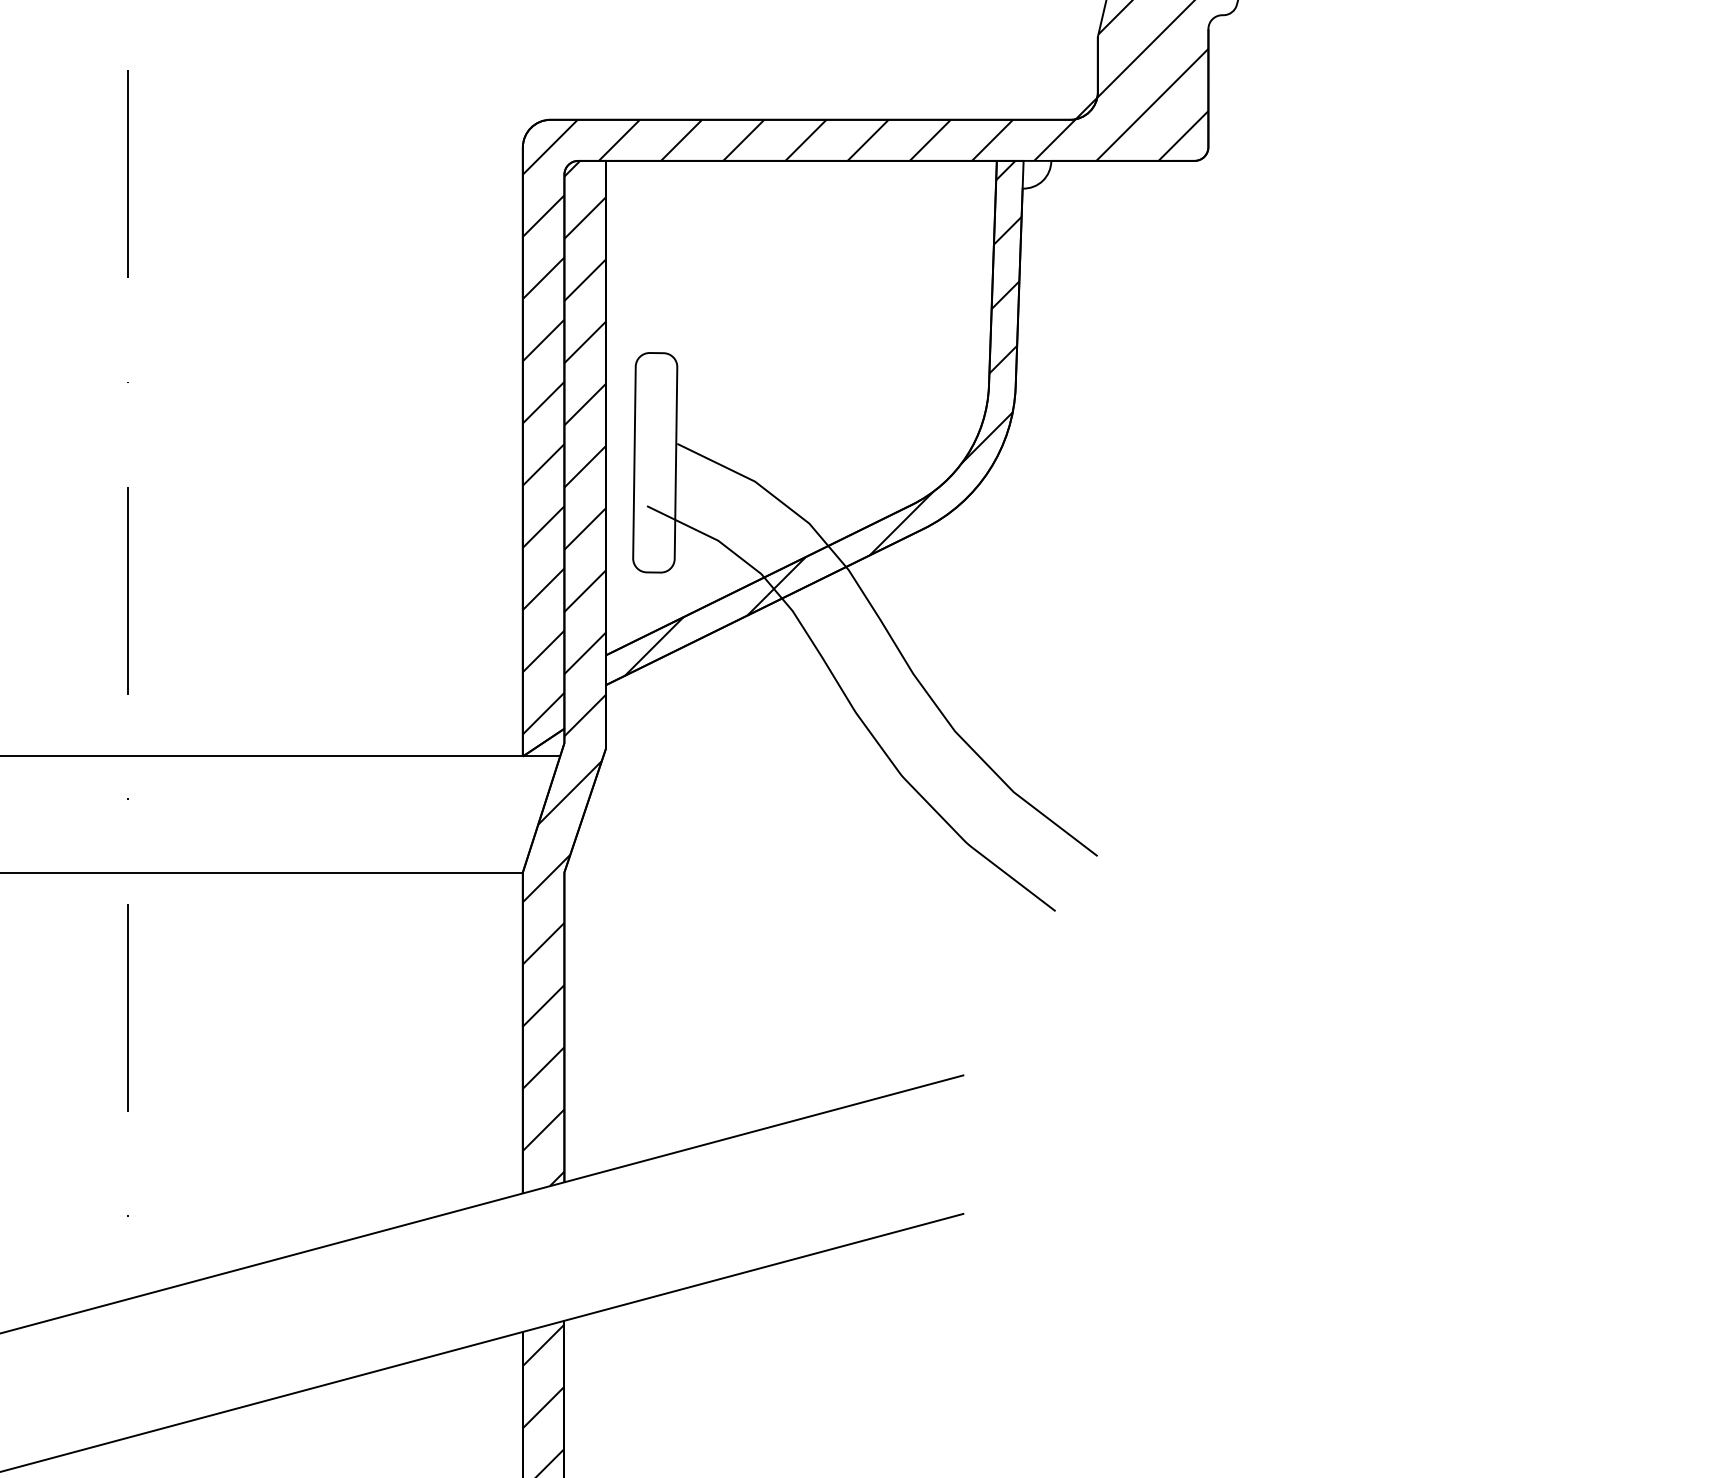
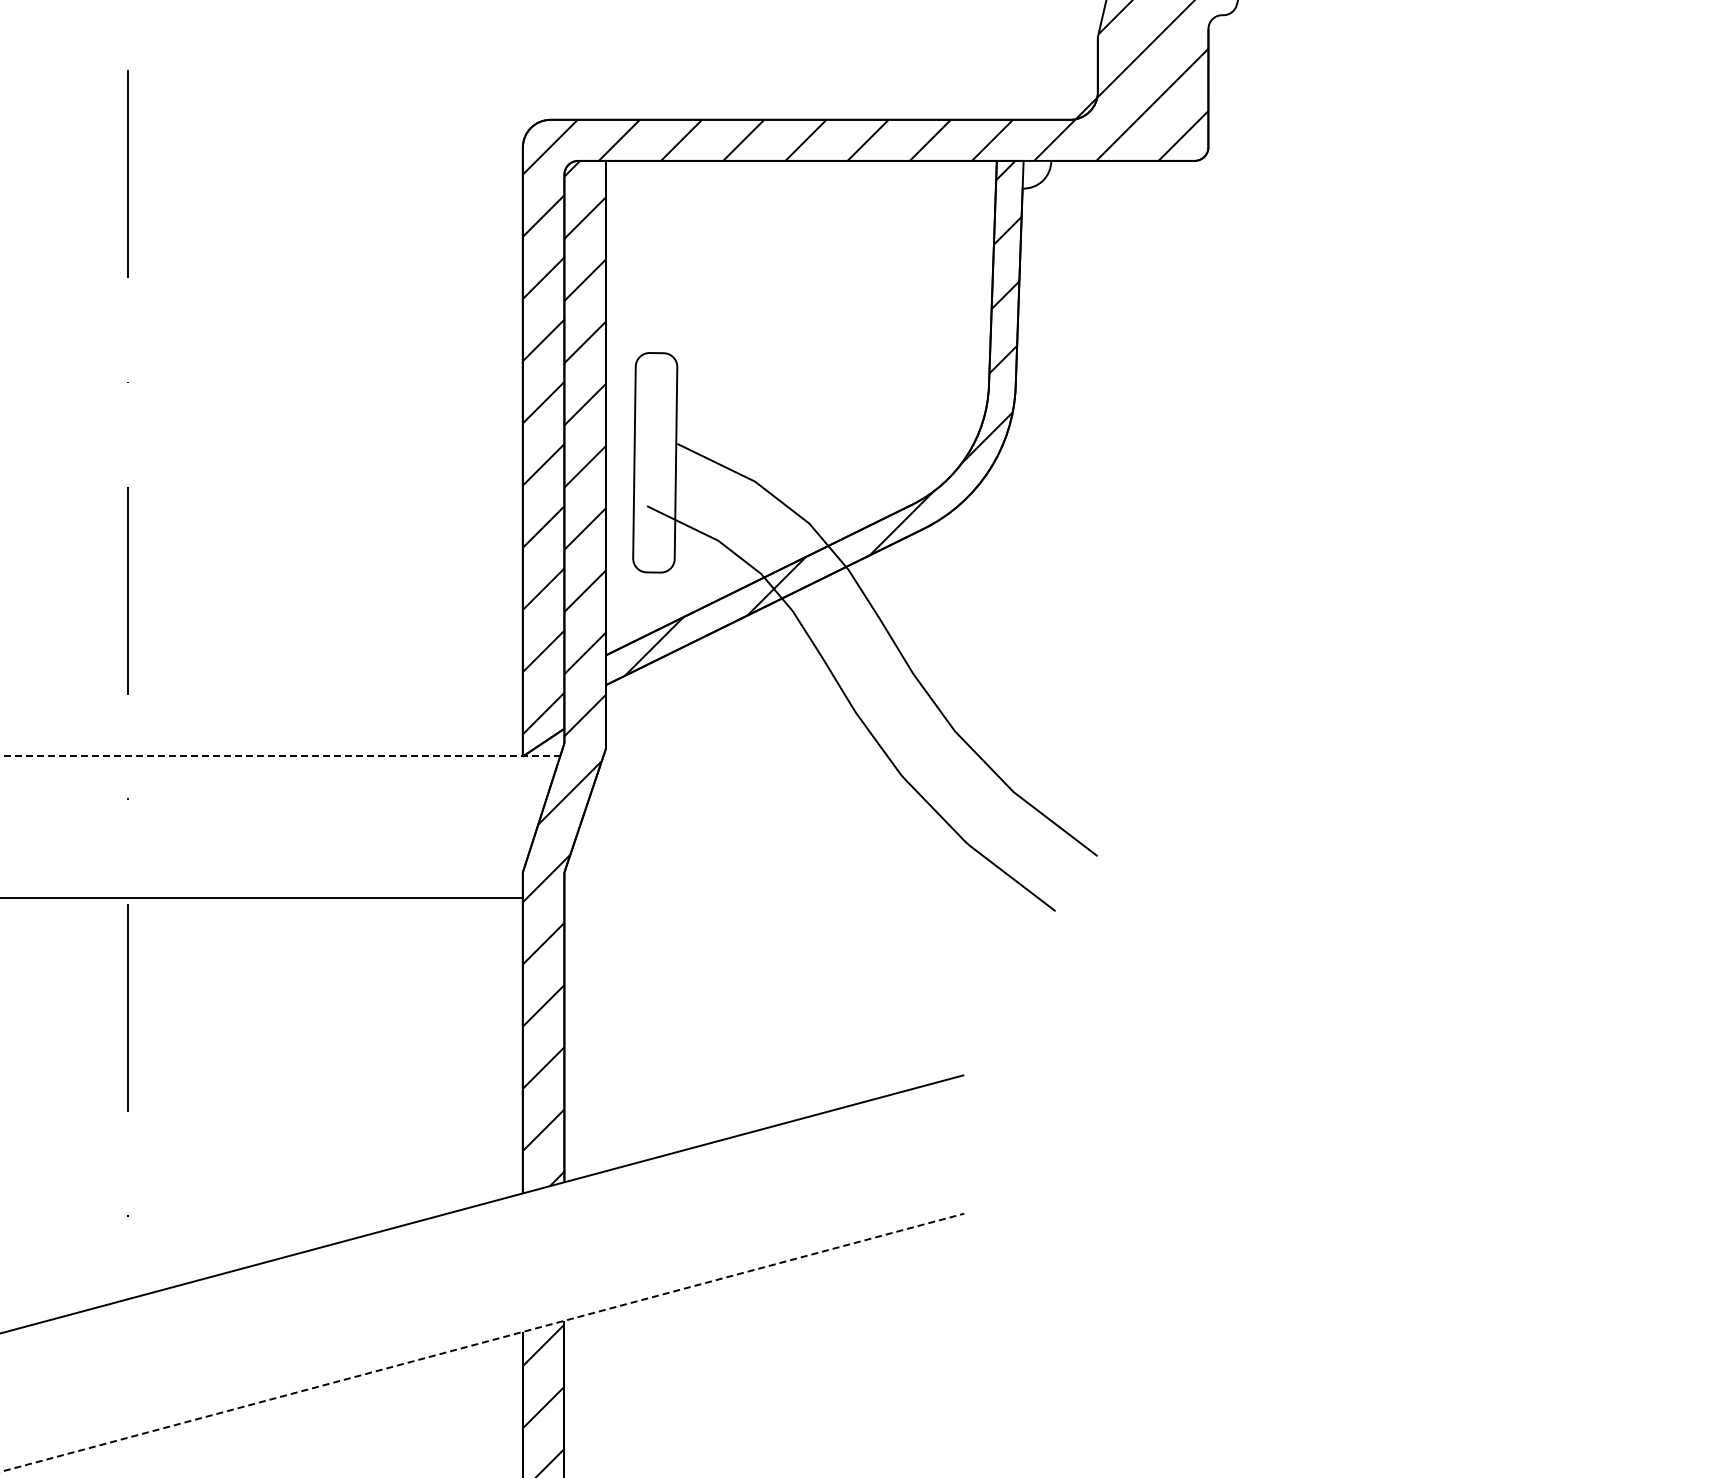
line: solid -> dashed (280, 756)
line position: (262, 872) -> (262, 897) (262, 897)
line: solid -> dashed (482, 1342)
